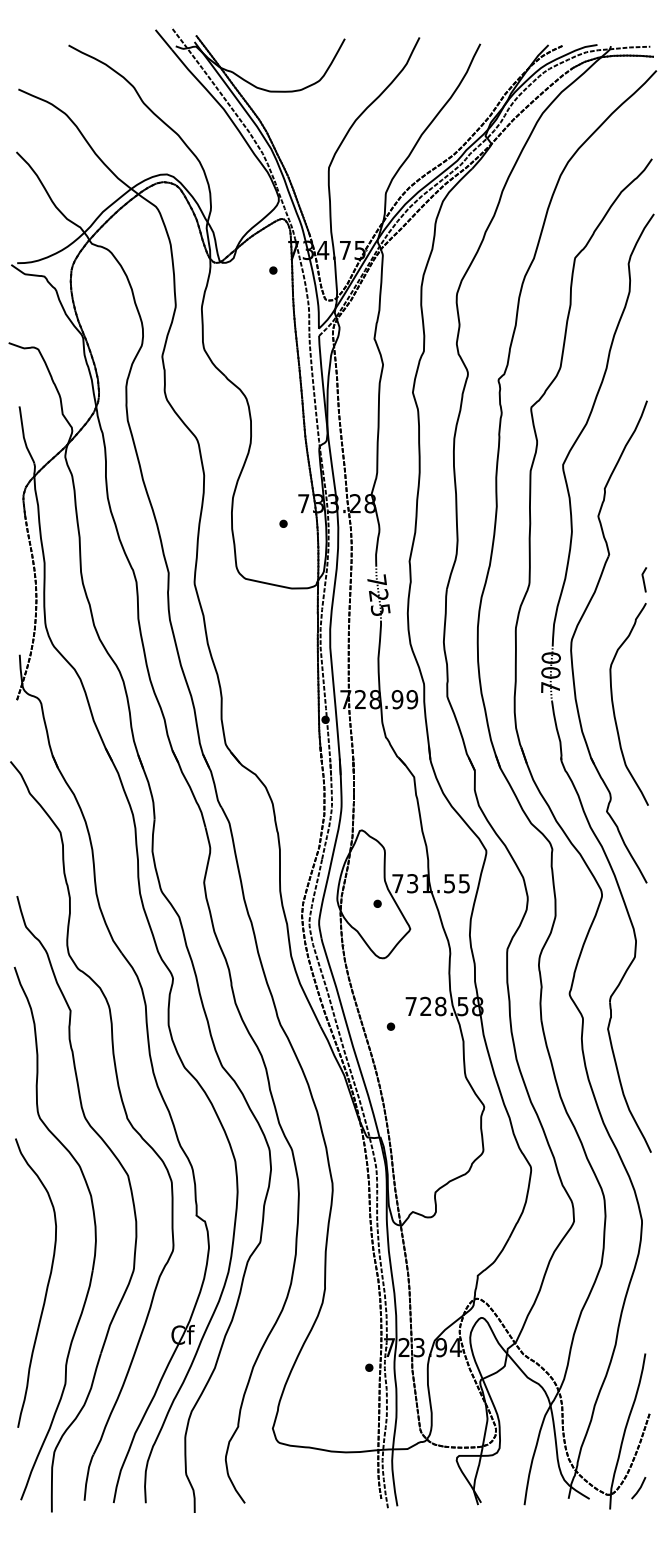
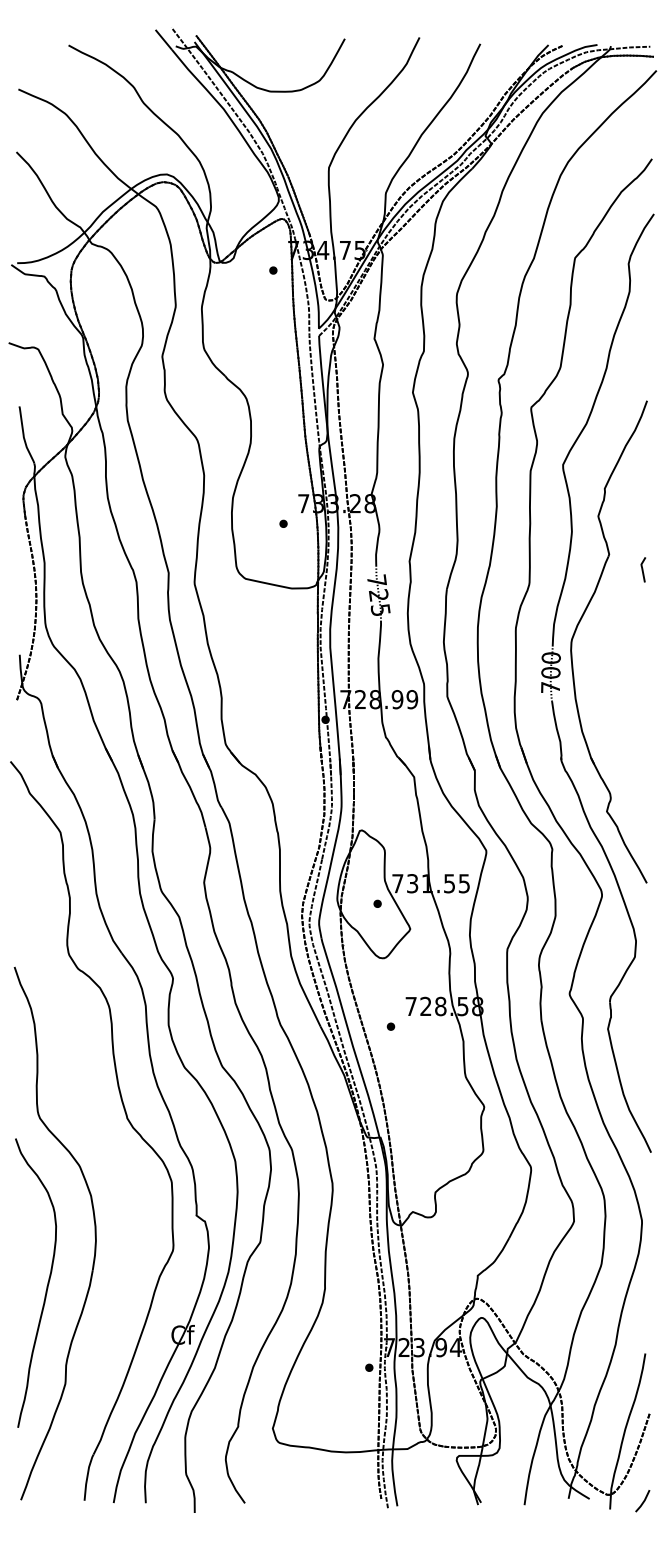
line position: (644, 579) -> (643, 569) (643, 569)
curve: present -> none (614, 707)
part: present -> none (130, 1192)
line position: (638, 1488) -> (642, 1501) (642, 1501)
